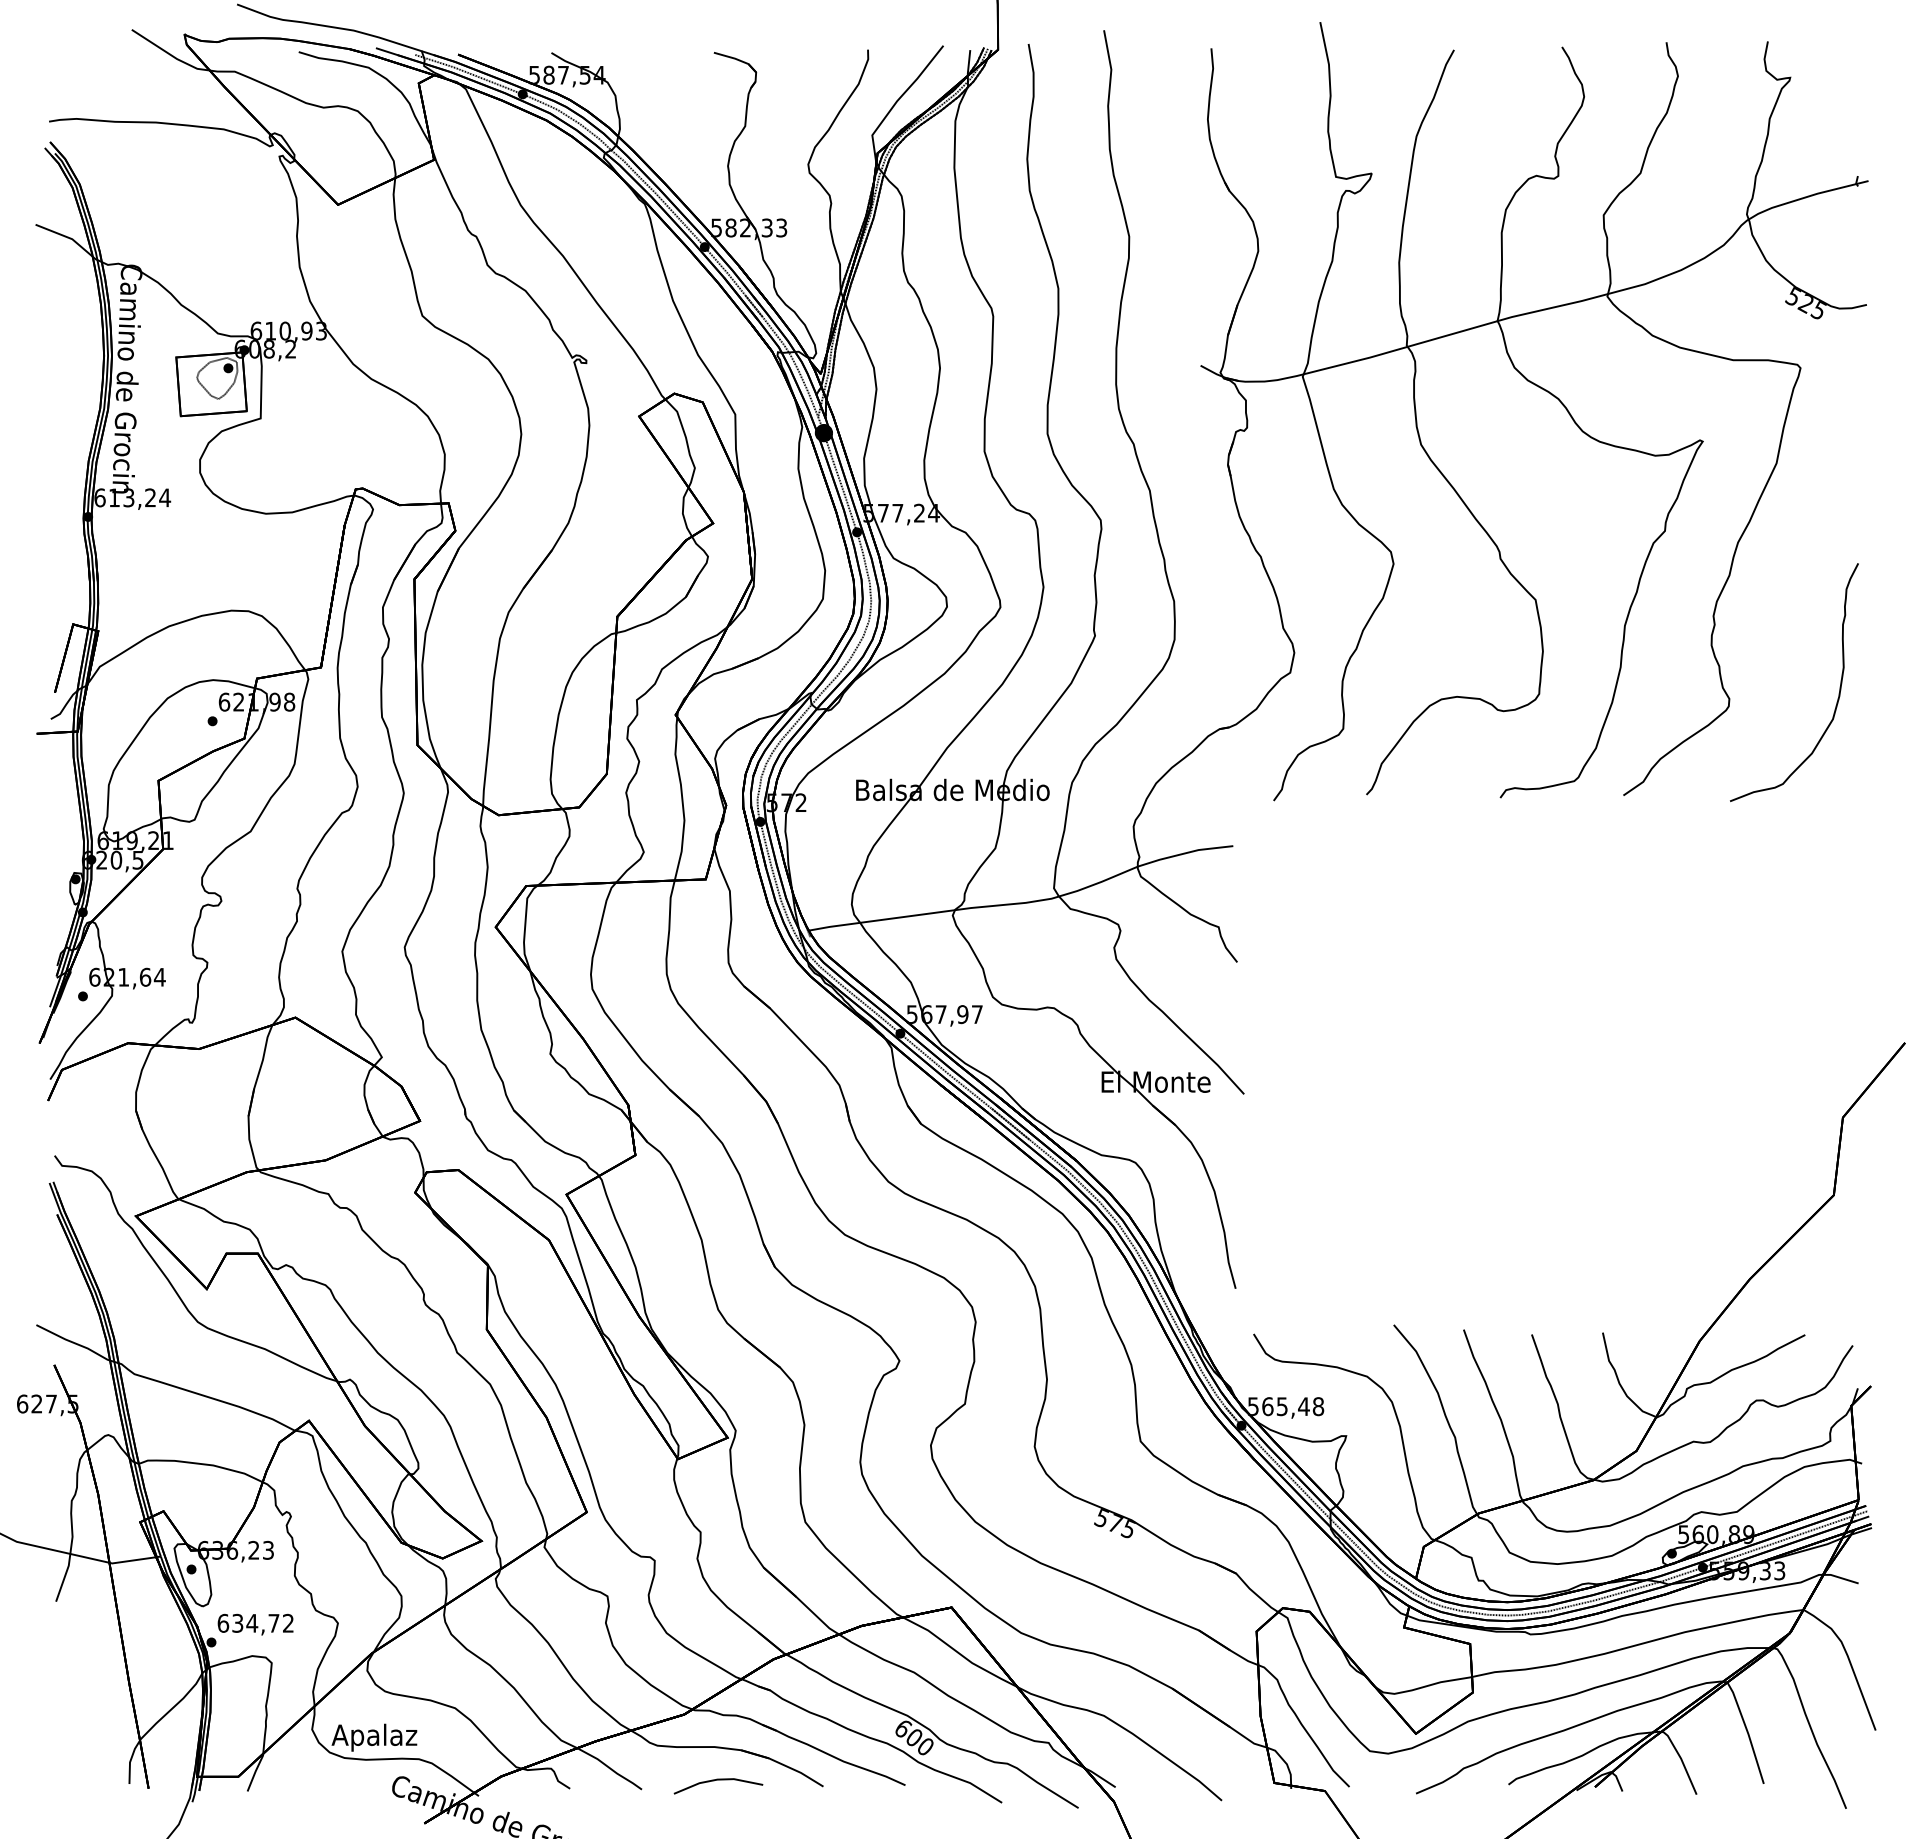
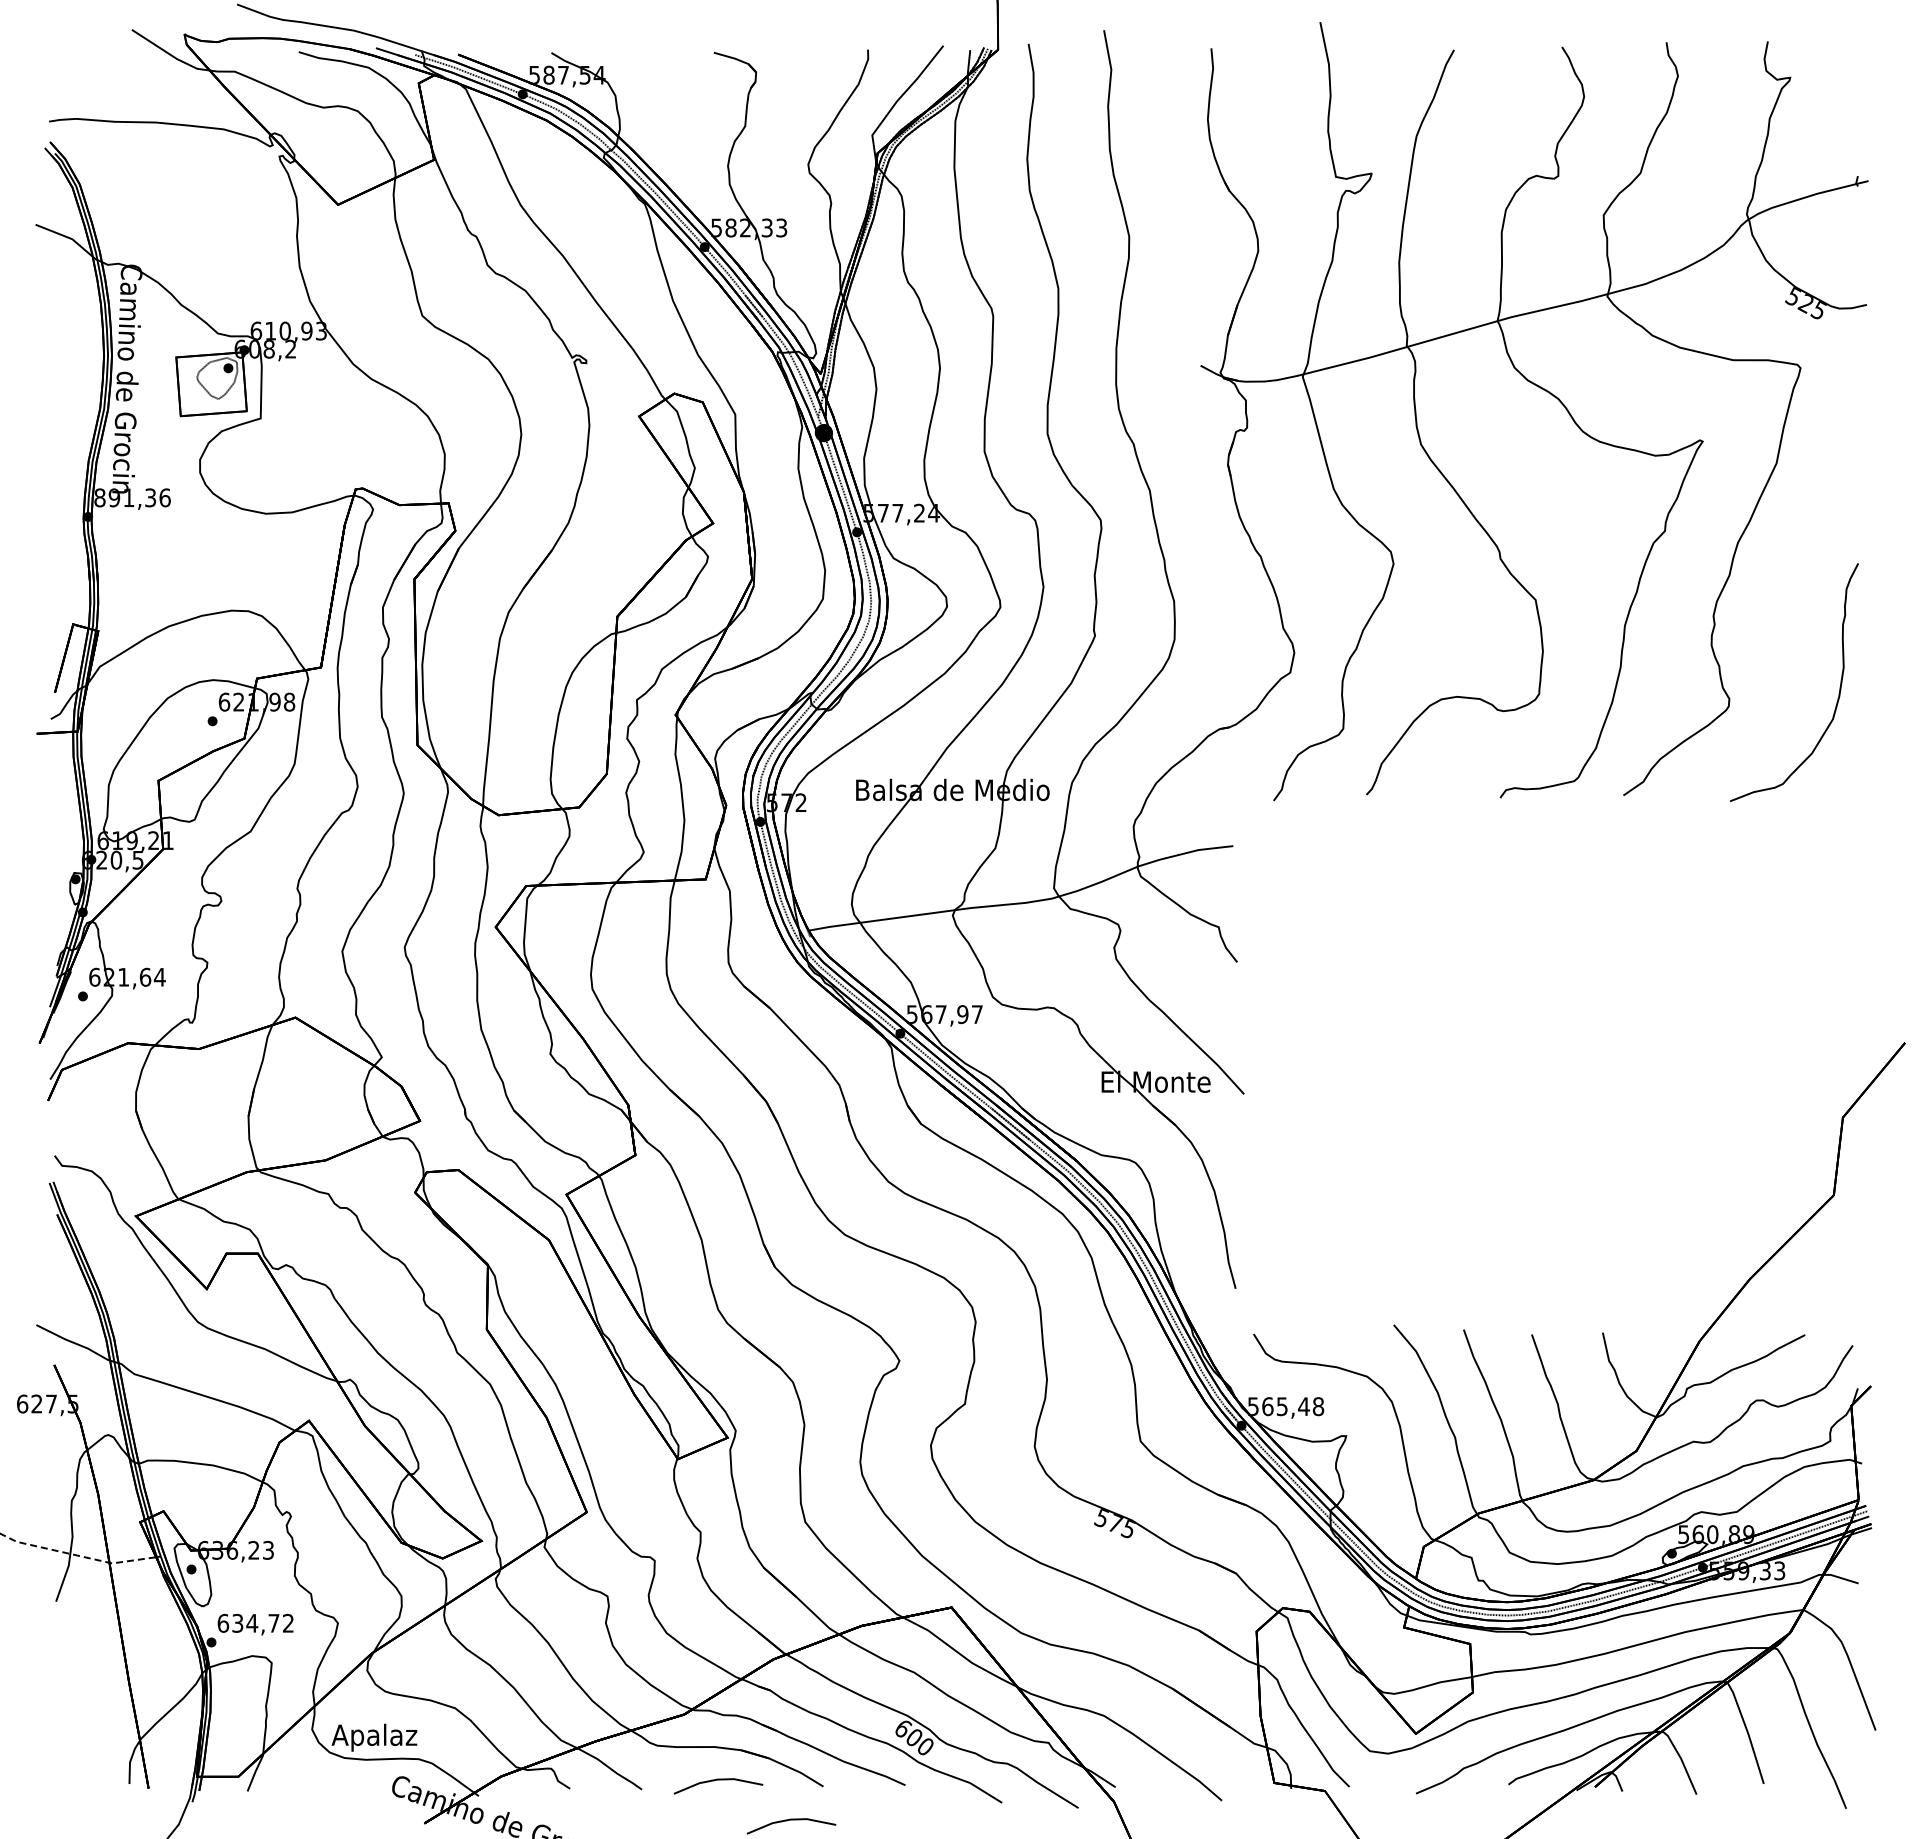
text: 613,24 -> 891,36 (132, 497)
line: solid -> dashed (78, 1555)
line: none -> present (791, 1820)
